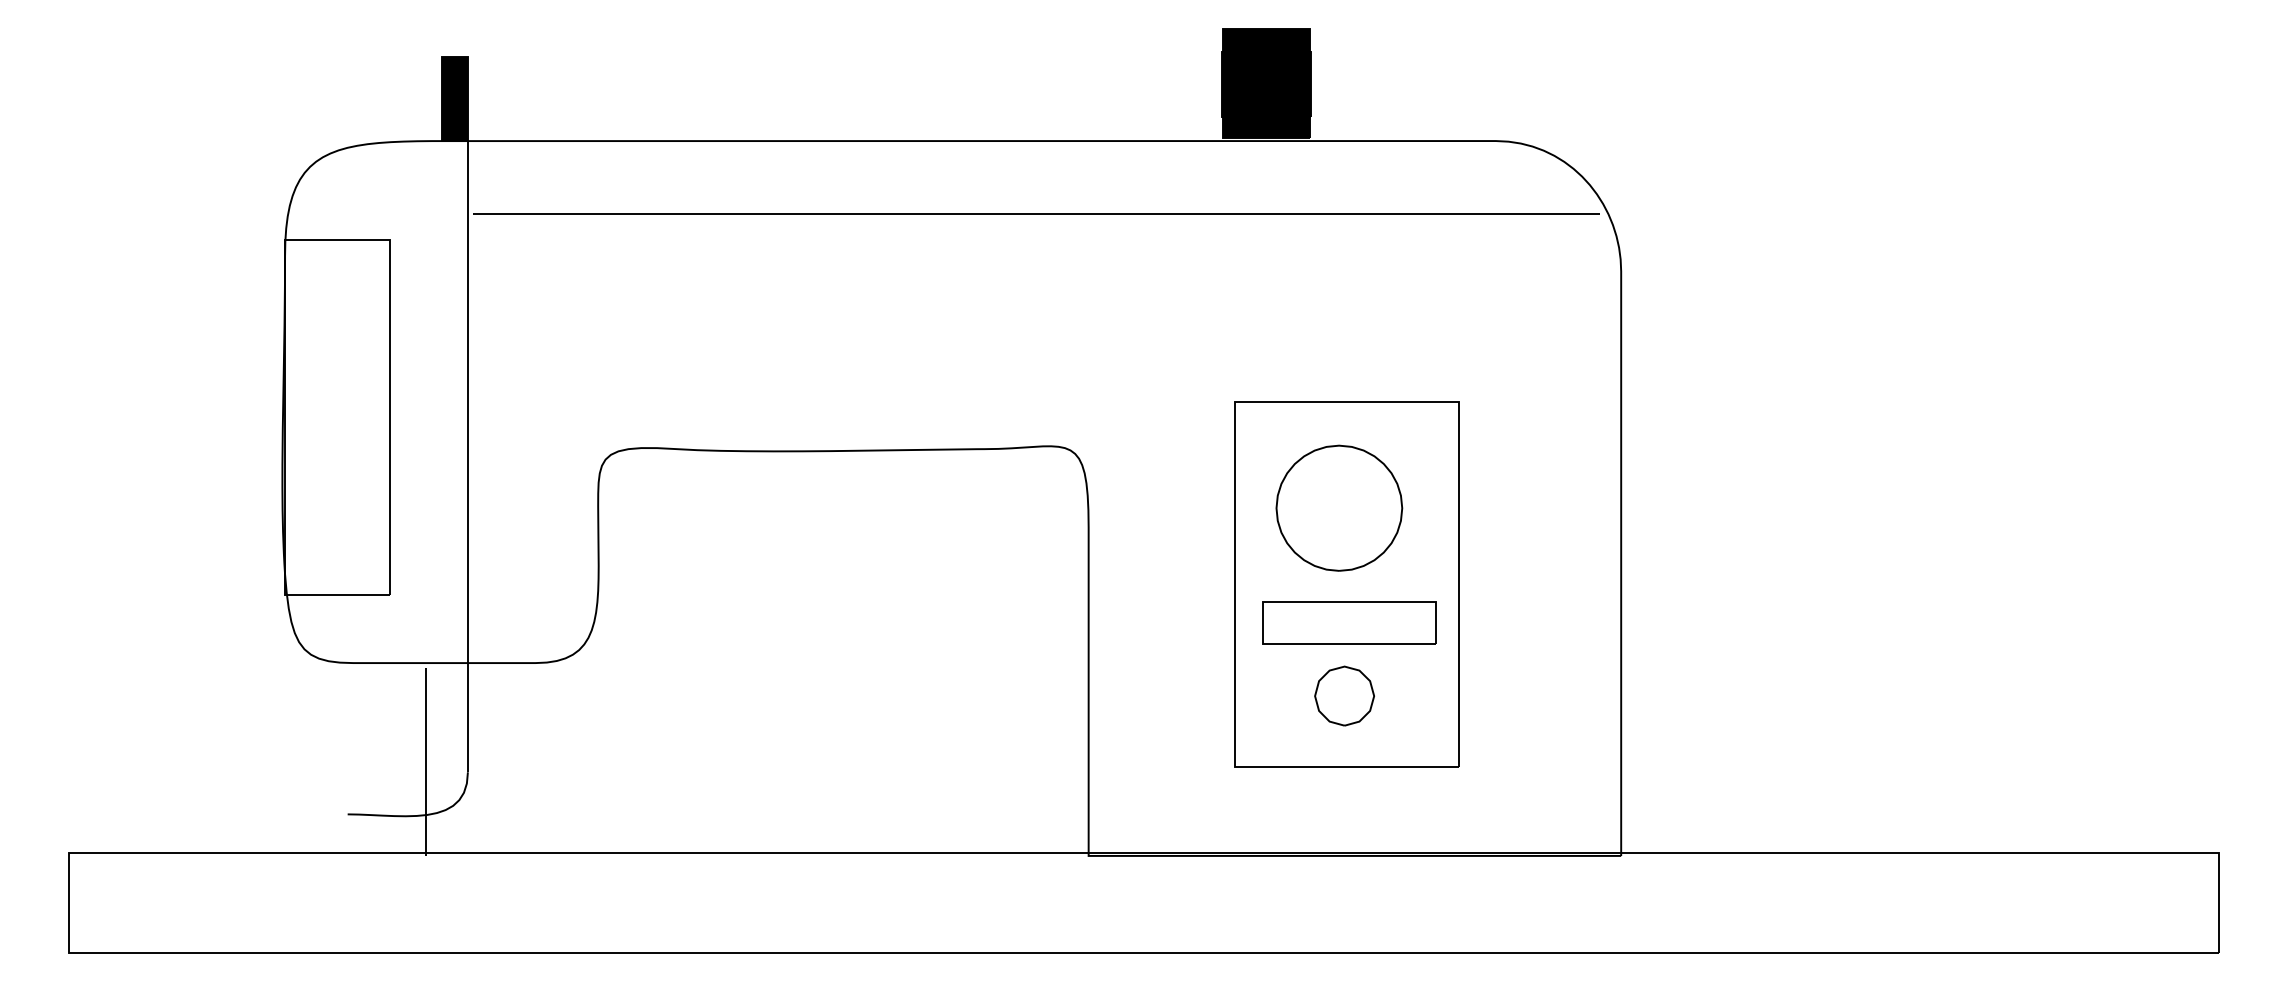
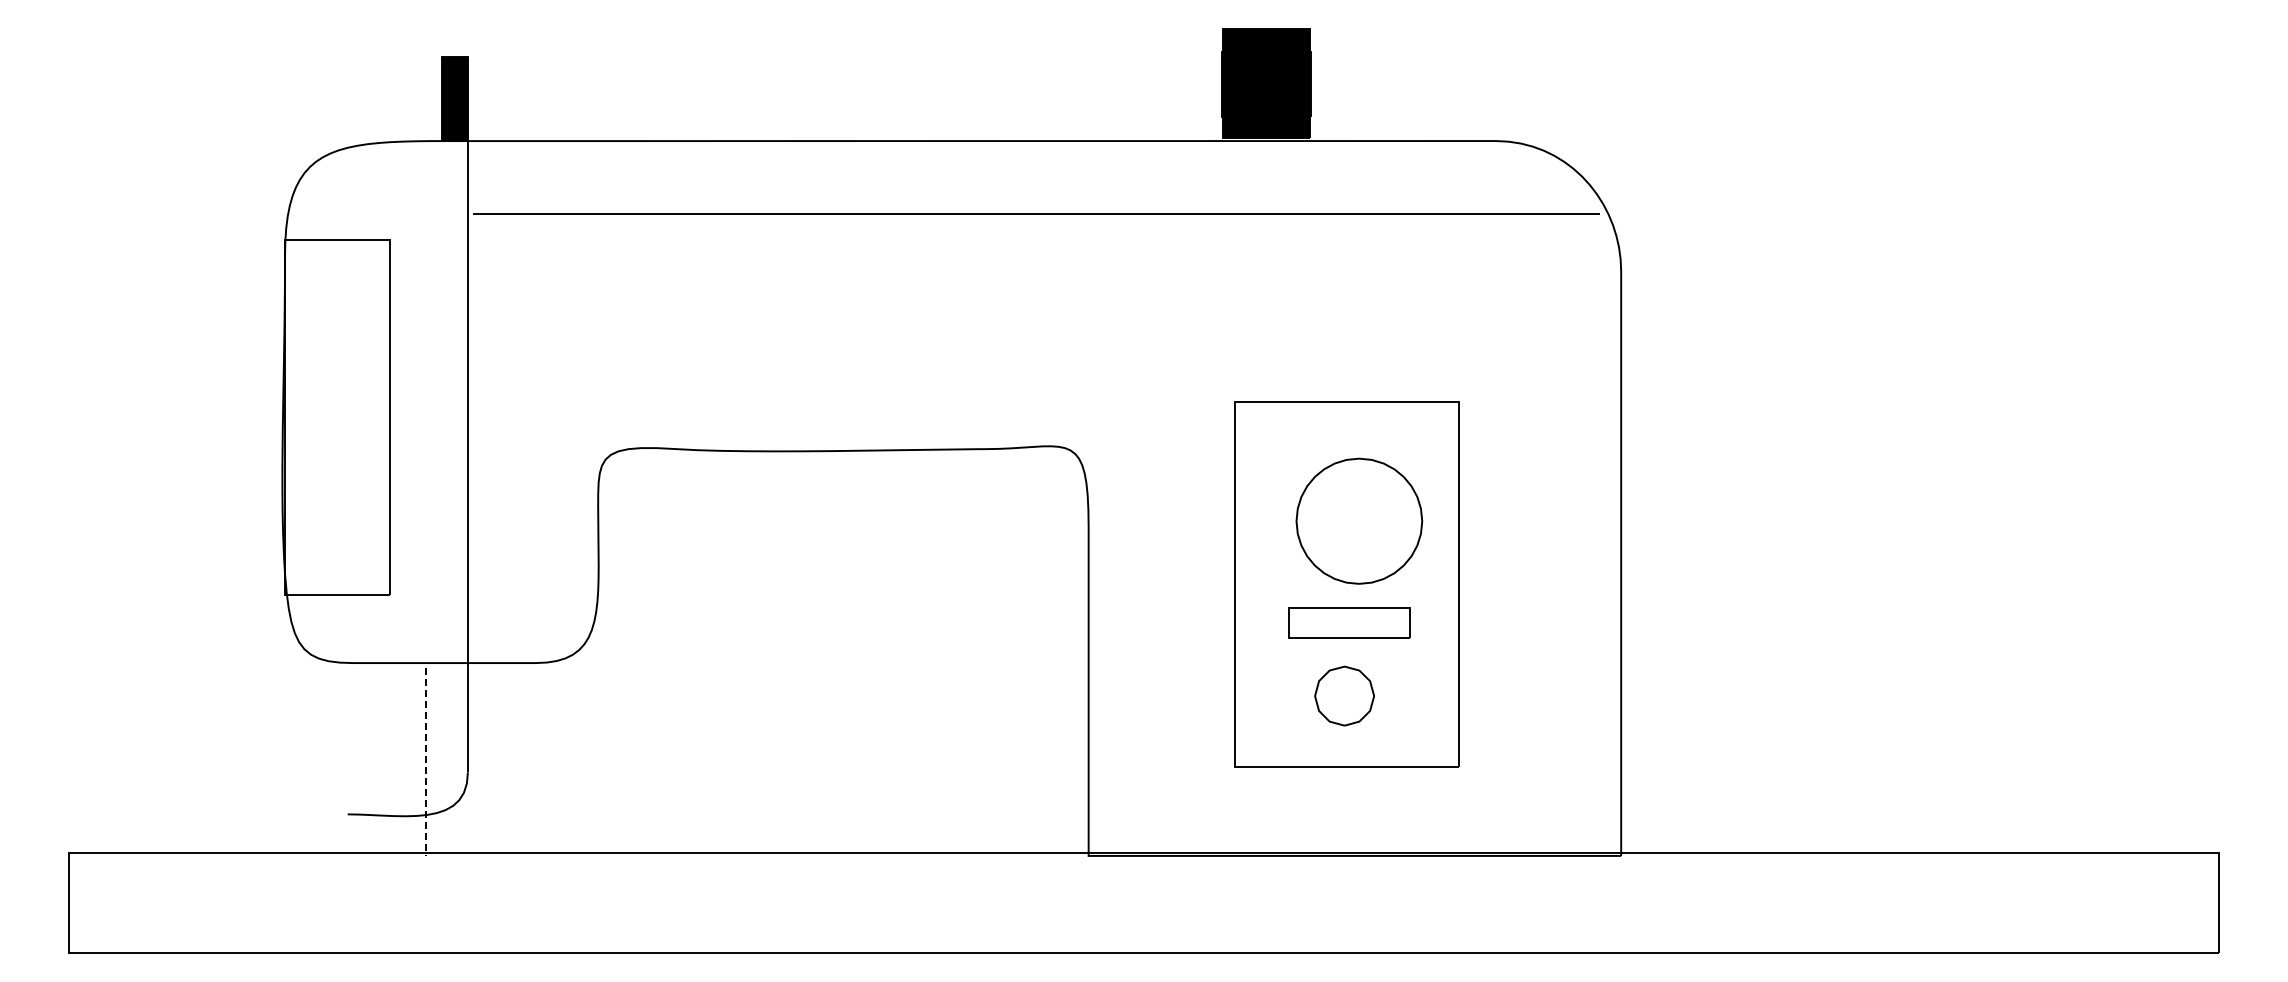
part position: (1339, 507) -> (1359, 520) (1359, 520)
part size: 175x44 px -> 123x32 px (1349, 622)
line: solid -> dashed (426, 762)
